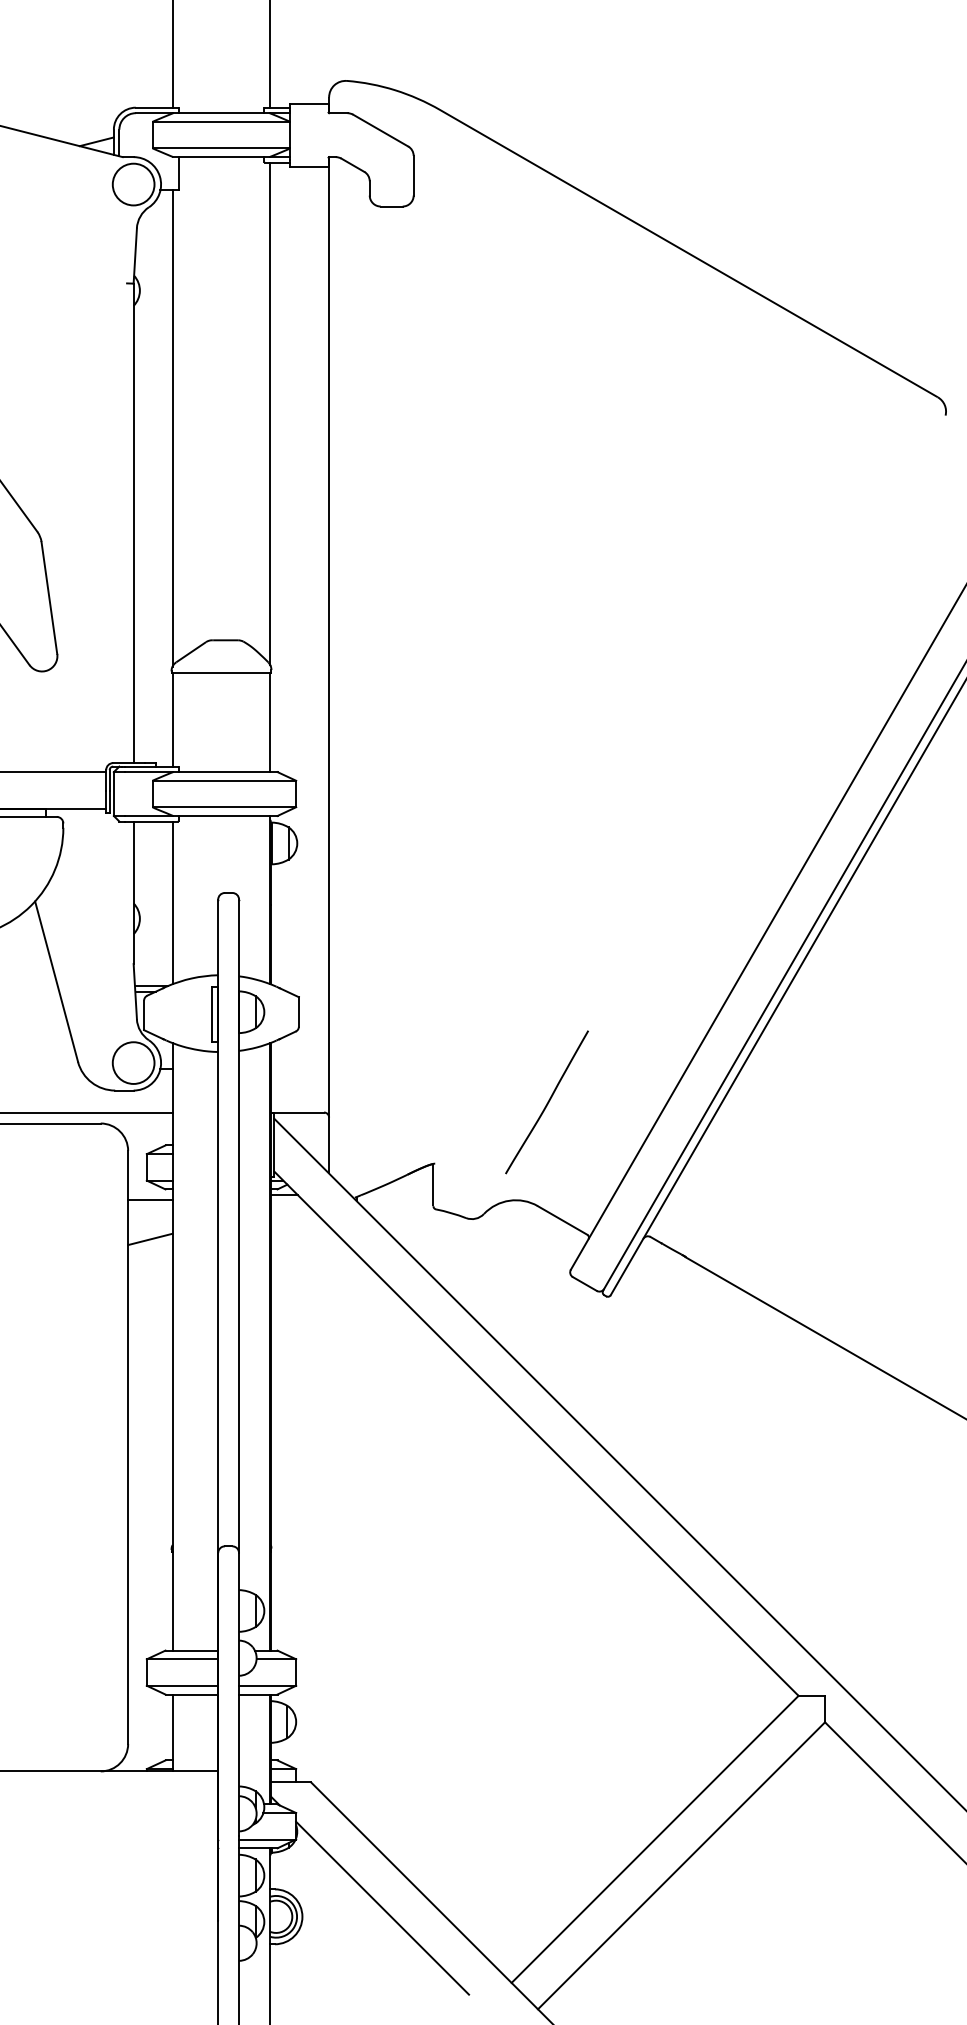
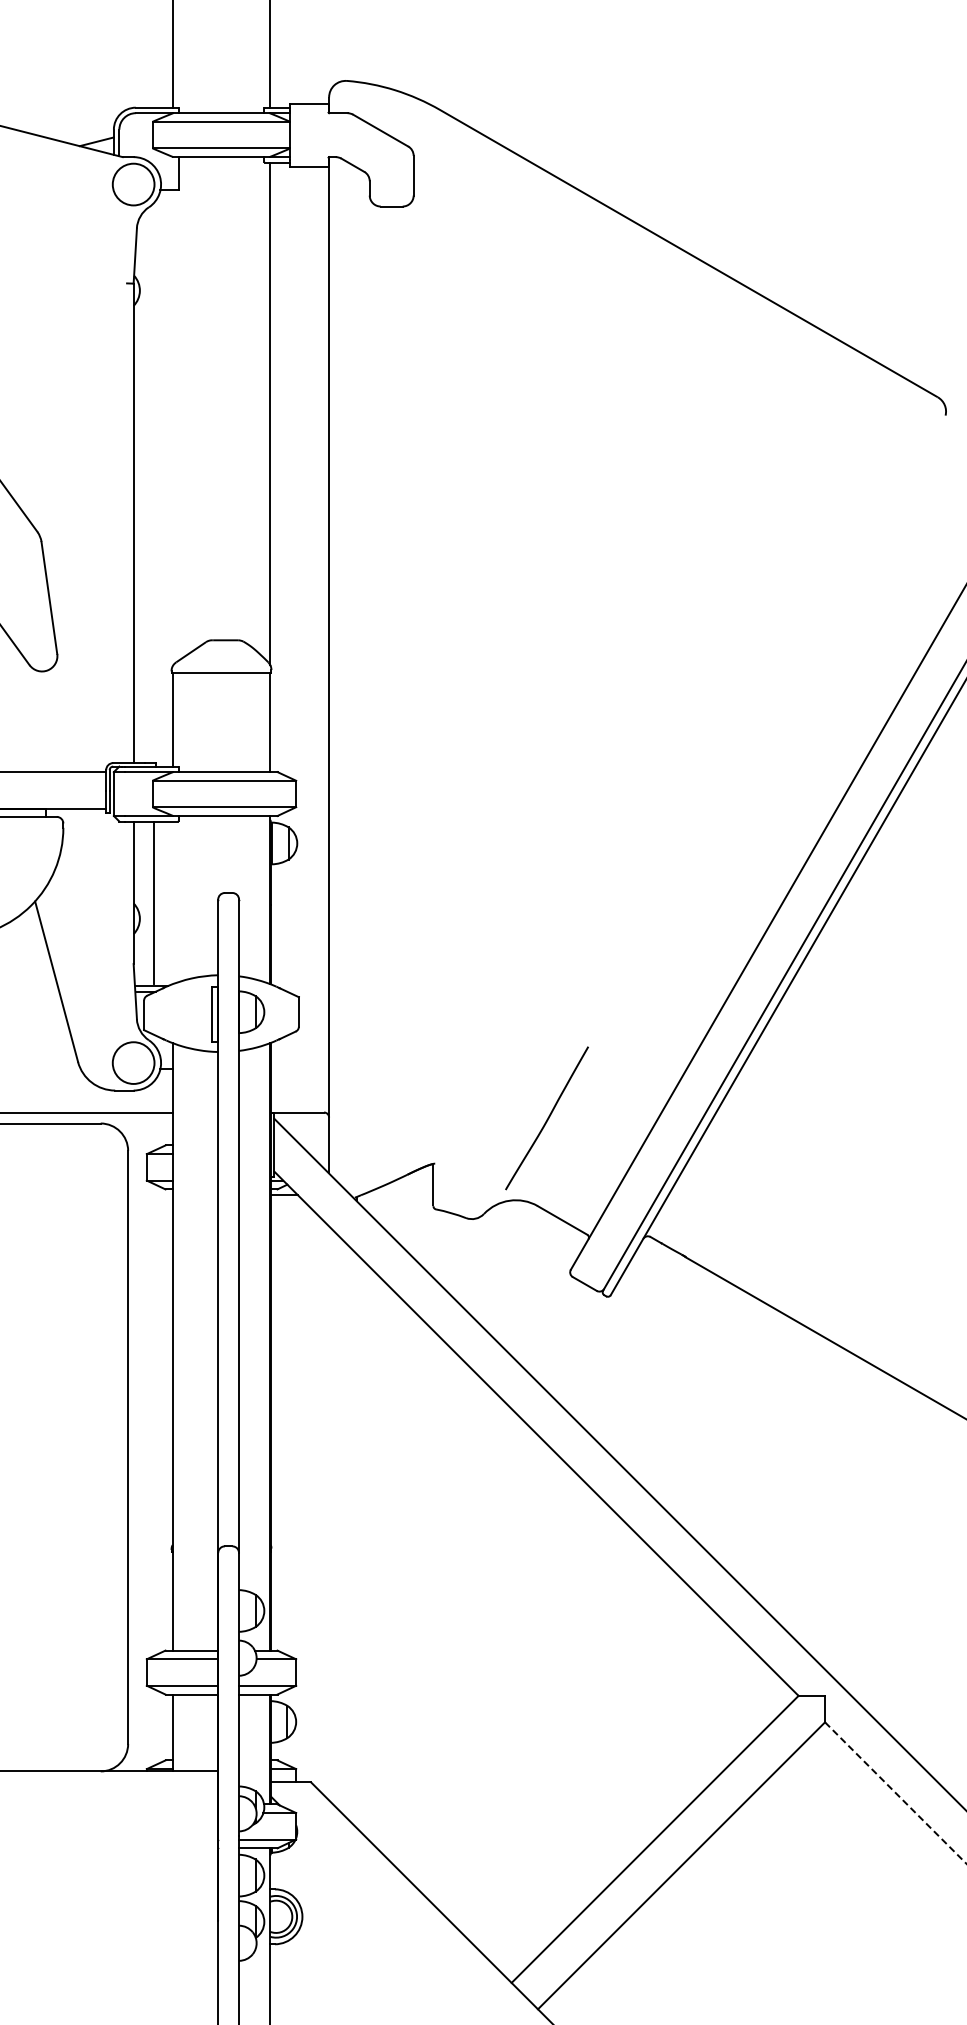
line: present -> none (172, 428)
line position: (172, 902) -> (153, 902) (153, 902)
part position: (546, 1102) -> (546, 1118) (546, 1118)
line: present -> none (150, 1200)
line: present -> none (150, 1239)
line: solid -> dashed (895, 1792)
line: present -> none (382, 1907)
